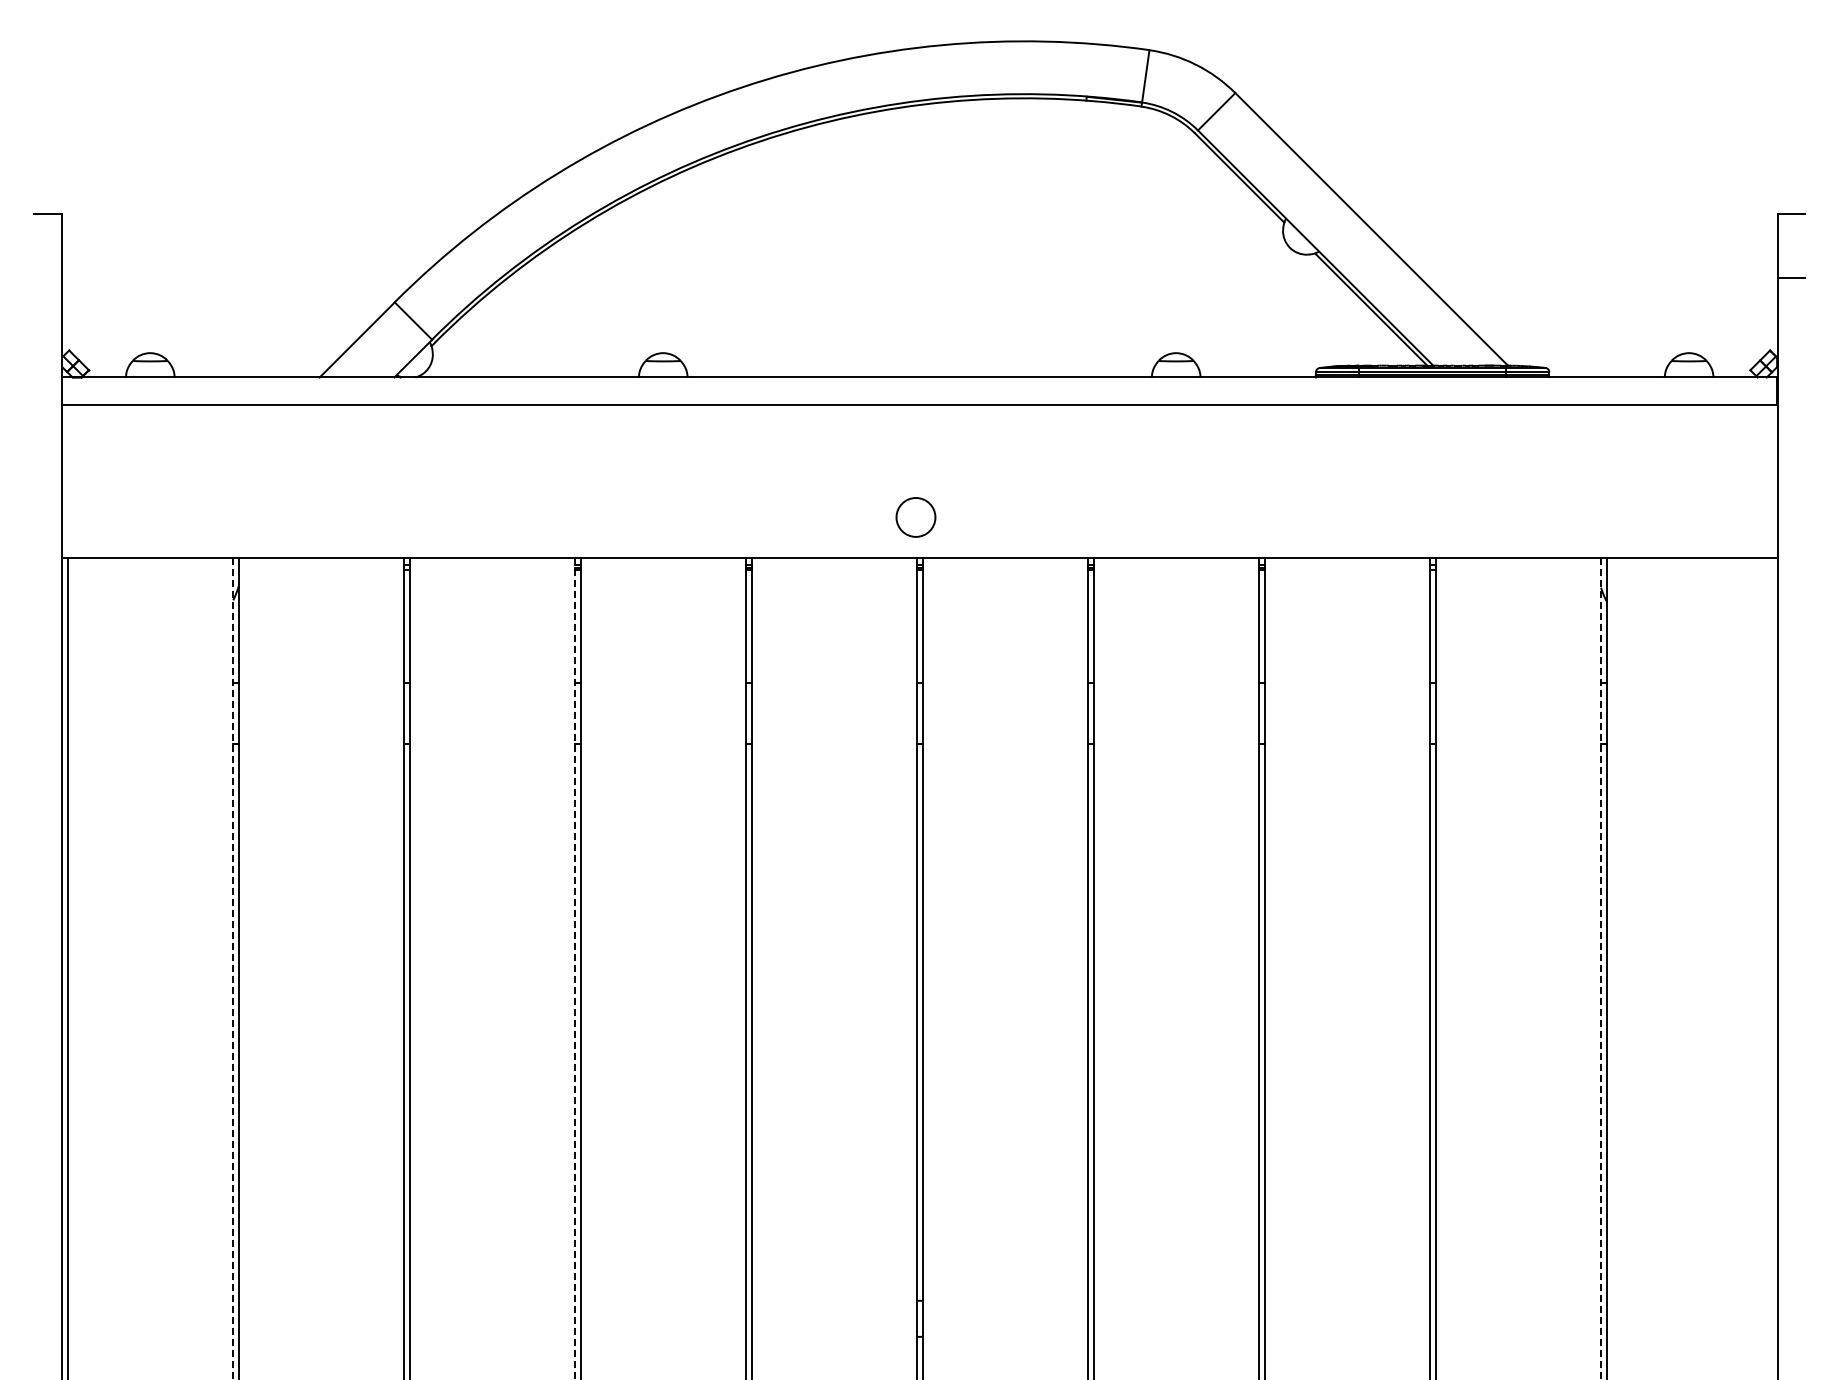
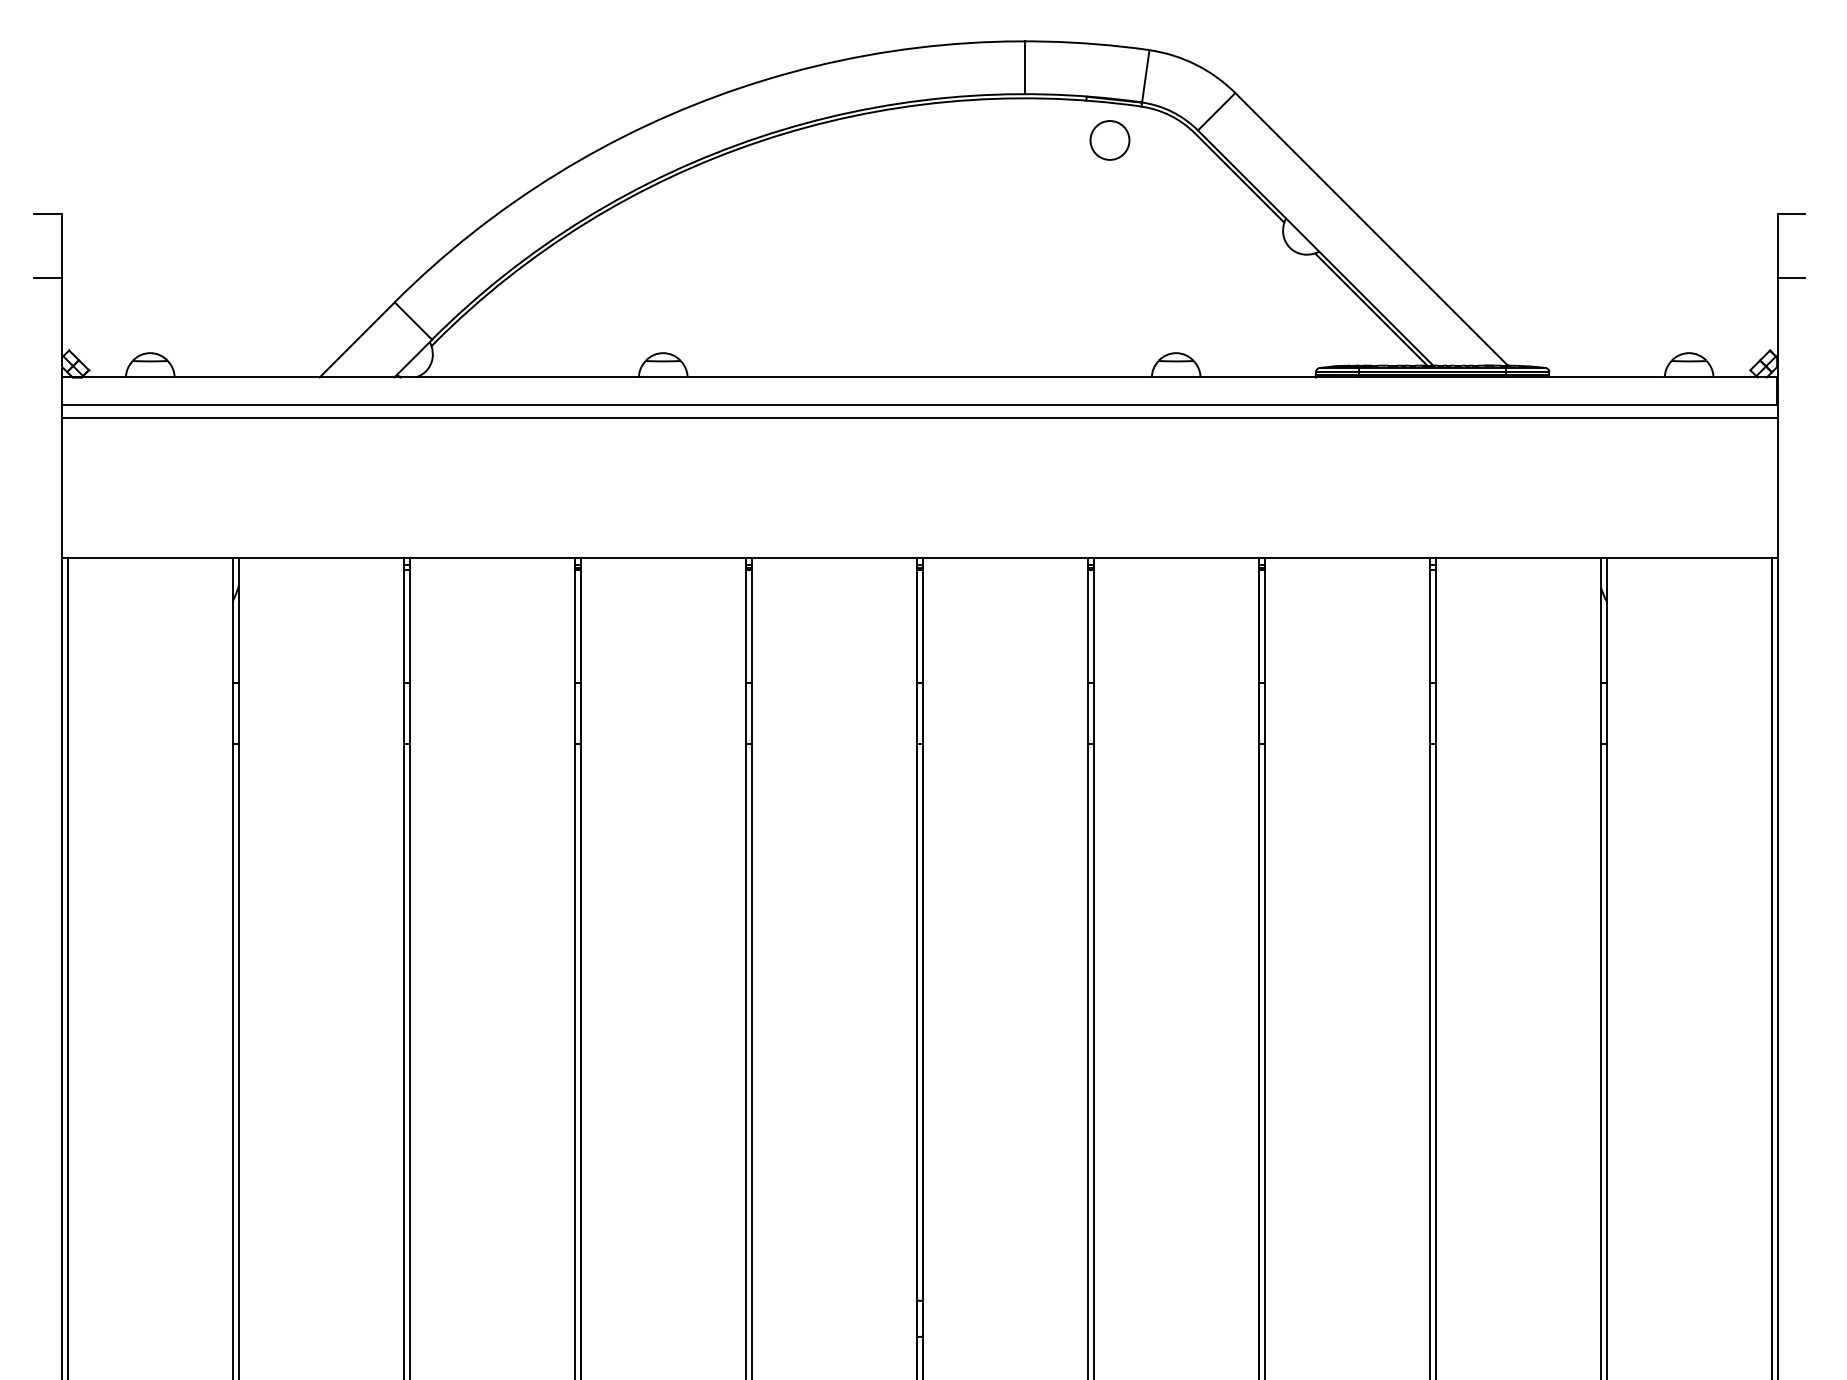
line: none -> present (1024, 67)
line: none -> present (48, 277)
line: none -> present (919, 418)
circle position: (915, 517) -> (1109, 140) (1109, 140)
line: none -> present (1772, 967)
line: dashed -> solid (233, 969)
line: dashed -> solid (575, 969)
line: dashed -> solid (1601, 969)
